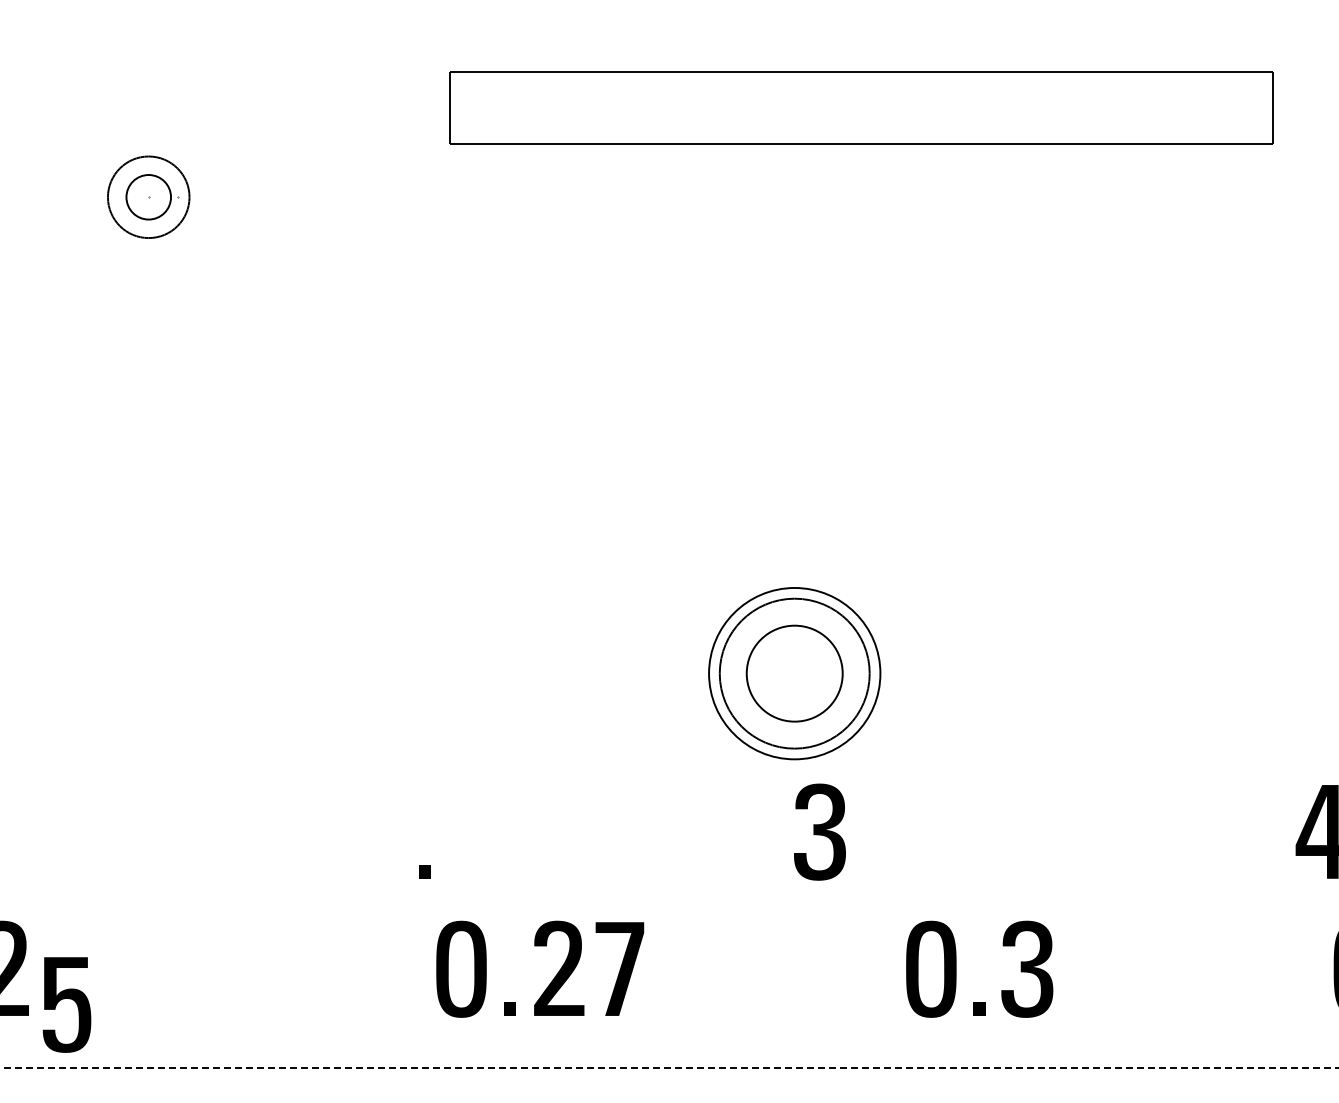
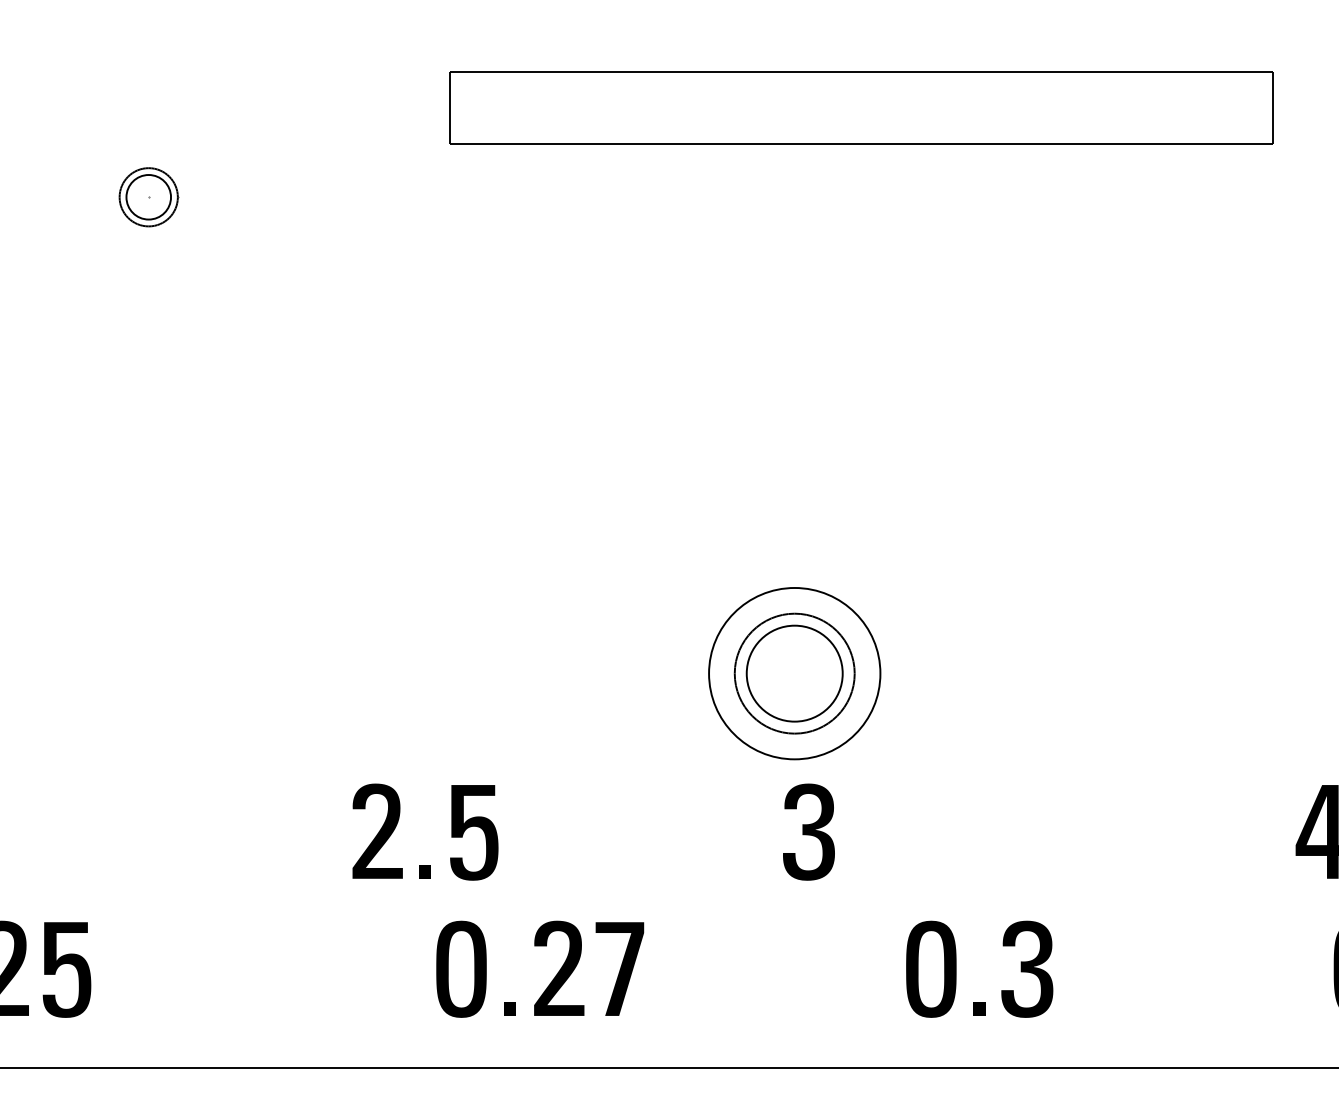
circle diameter: 82 px -> 58 px (148, 197)
circle diameter: 150 px -> 120 px (794, 673)
fill: none -> present (377, 830)
part position: (819, 831) -> (808, 831) (808, 831)
fill: none -> present (474, 832)
part position: (66, 1004) -> (66, 969) (66, 969)
line: dashed -> solid (669, 1067)
